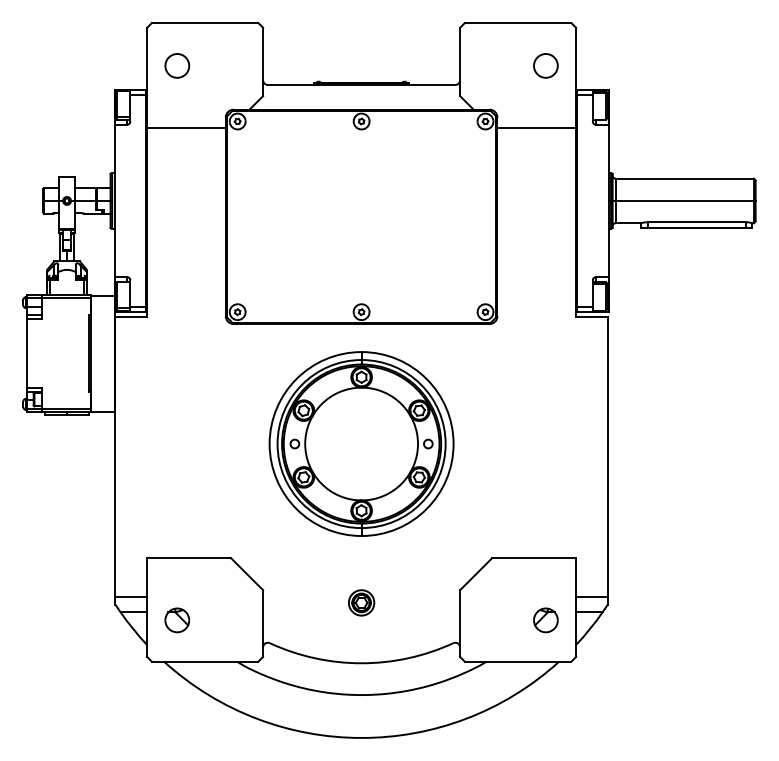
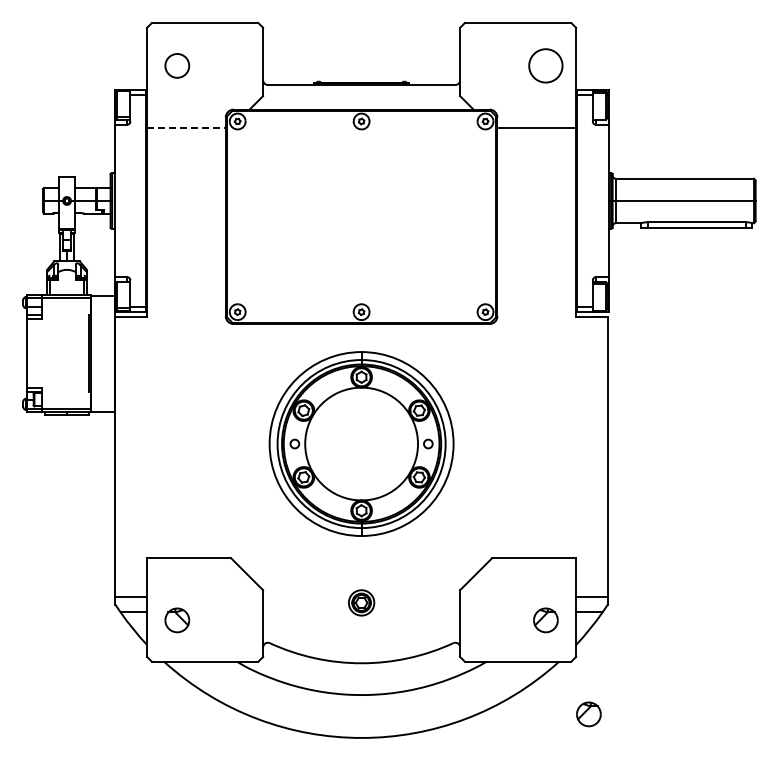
part size: 26x26 px -> 36x36 px (545, 65)
line: solid -> dashed (186, 127)
part: none -> present (588, 714)
